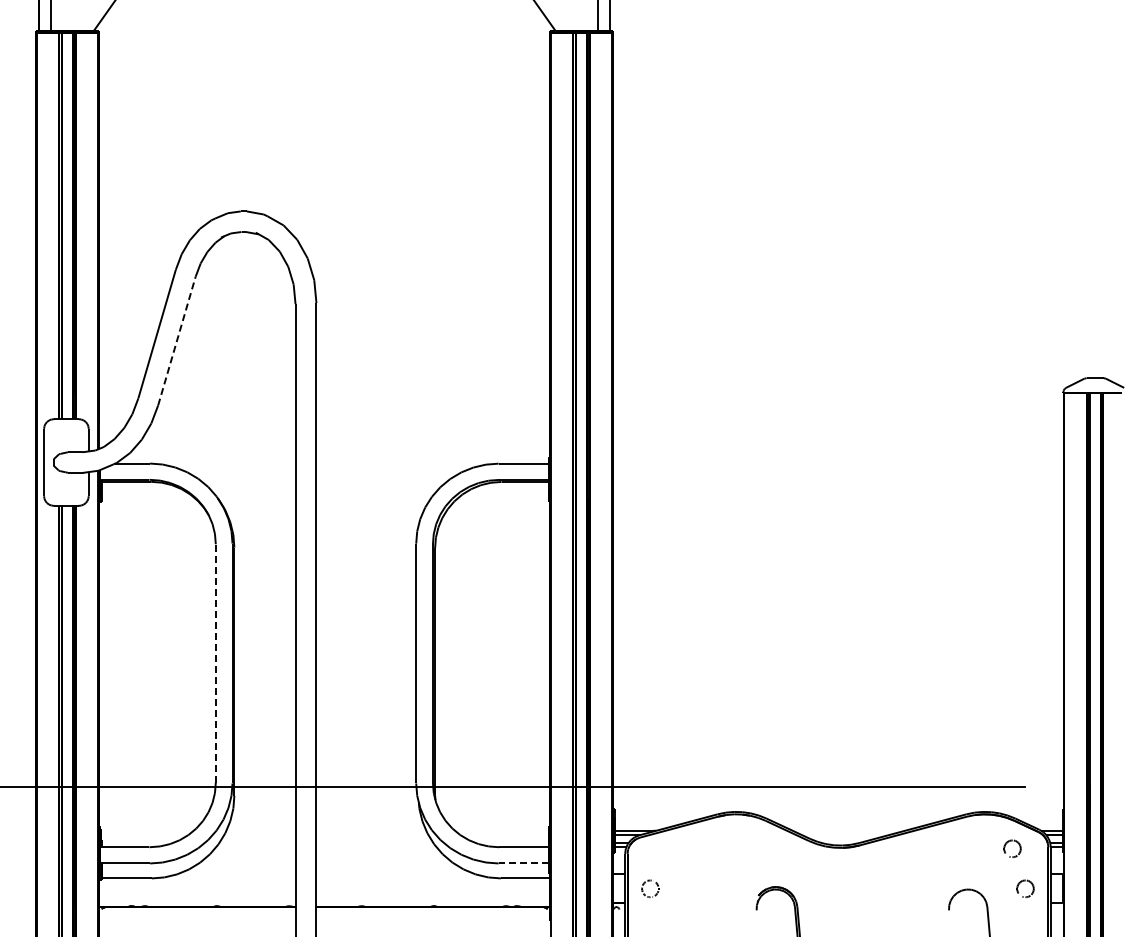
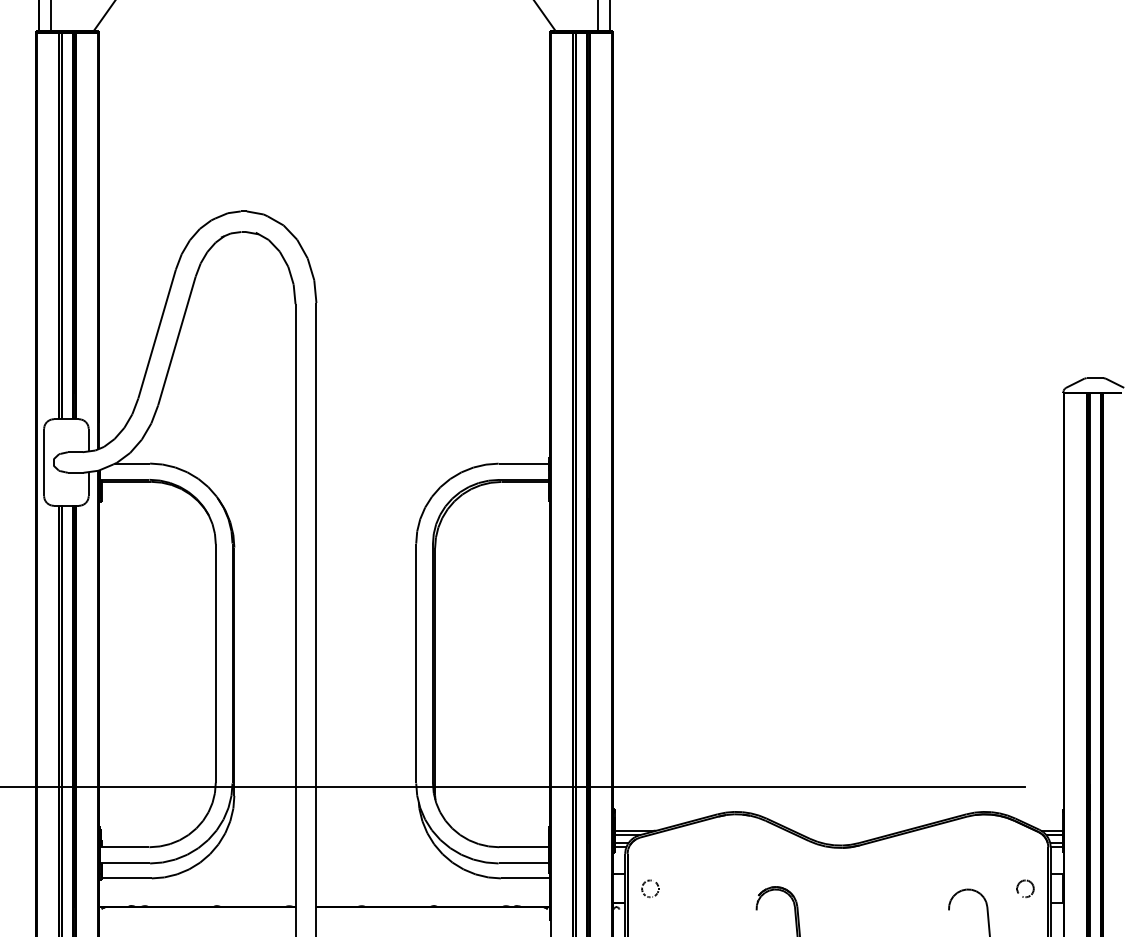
line: dashed -> solid (177, 340)
line: dashed -> solid (215, 663)
part: present -> none (1012, 841)
line: dashed -> solid (523, 863)
